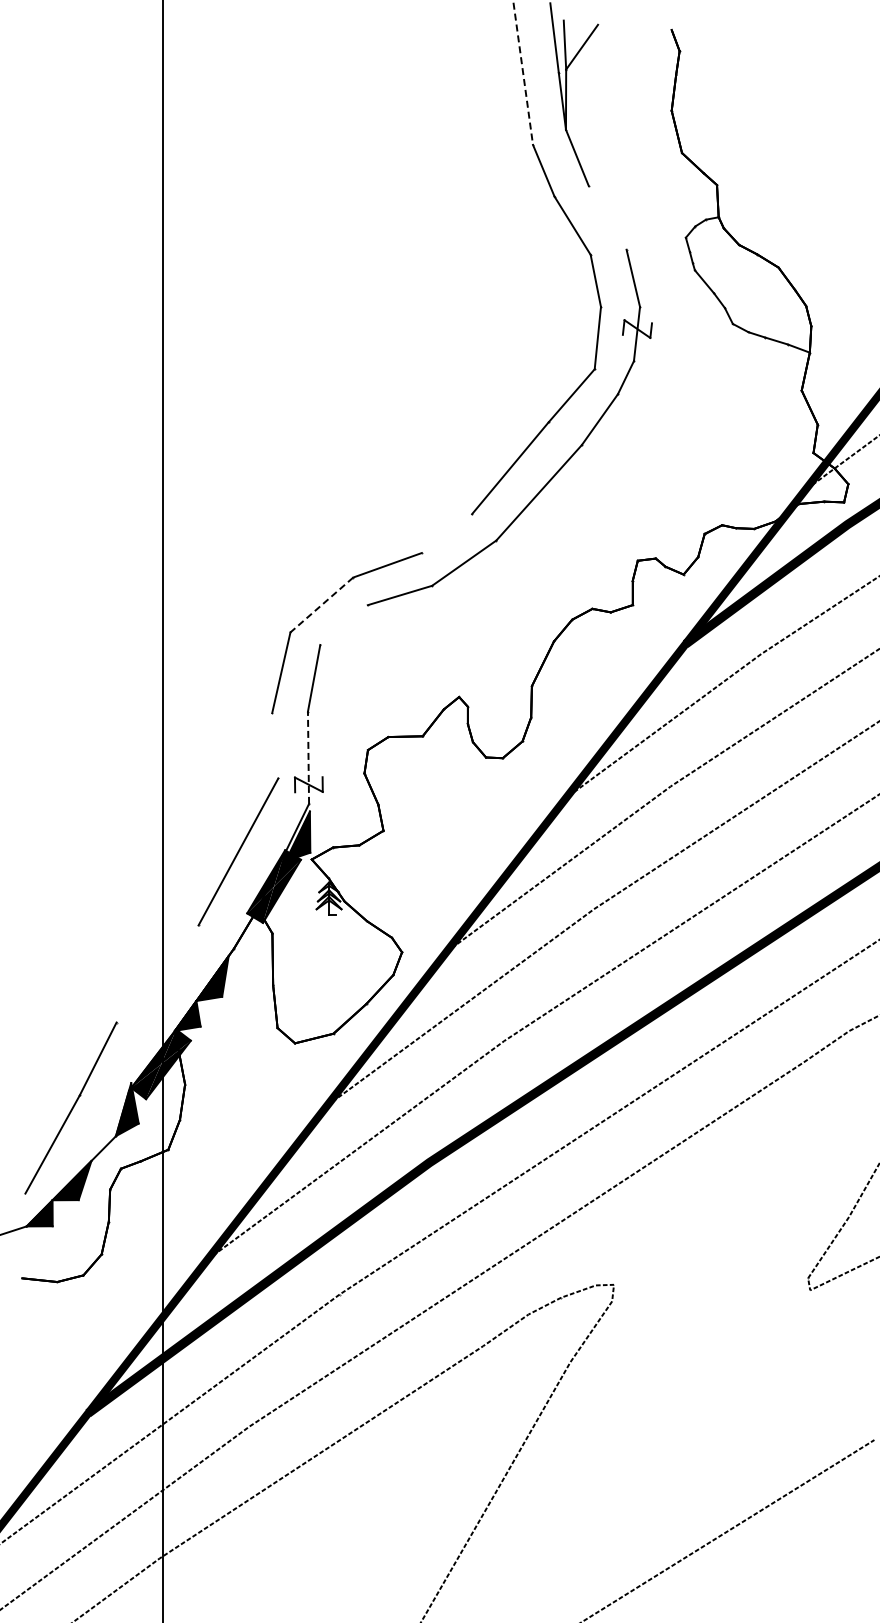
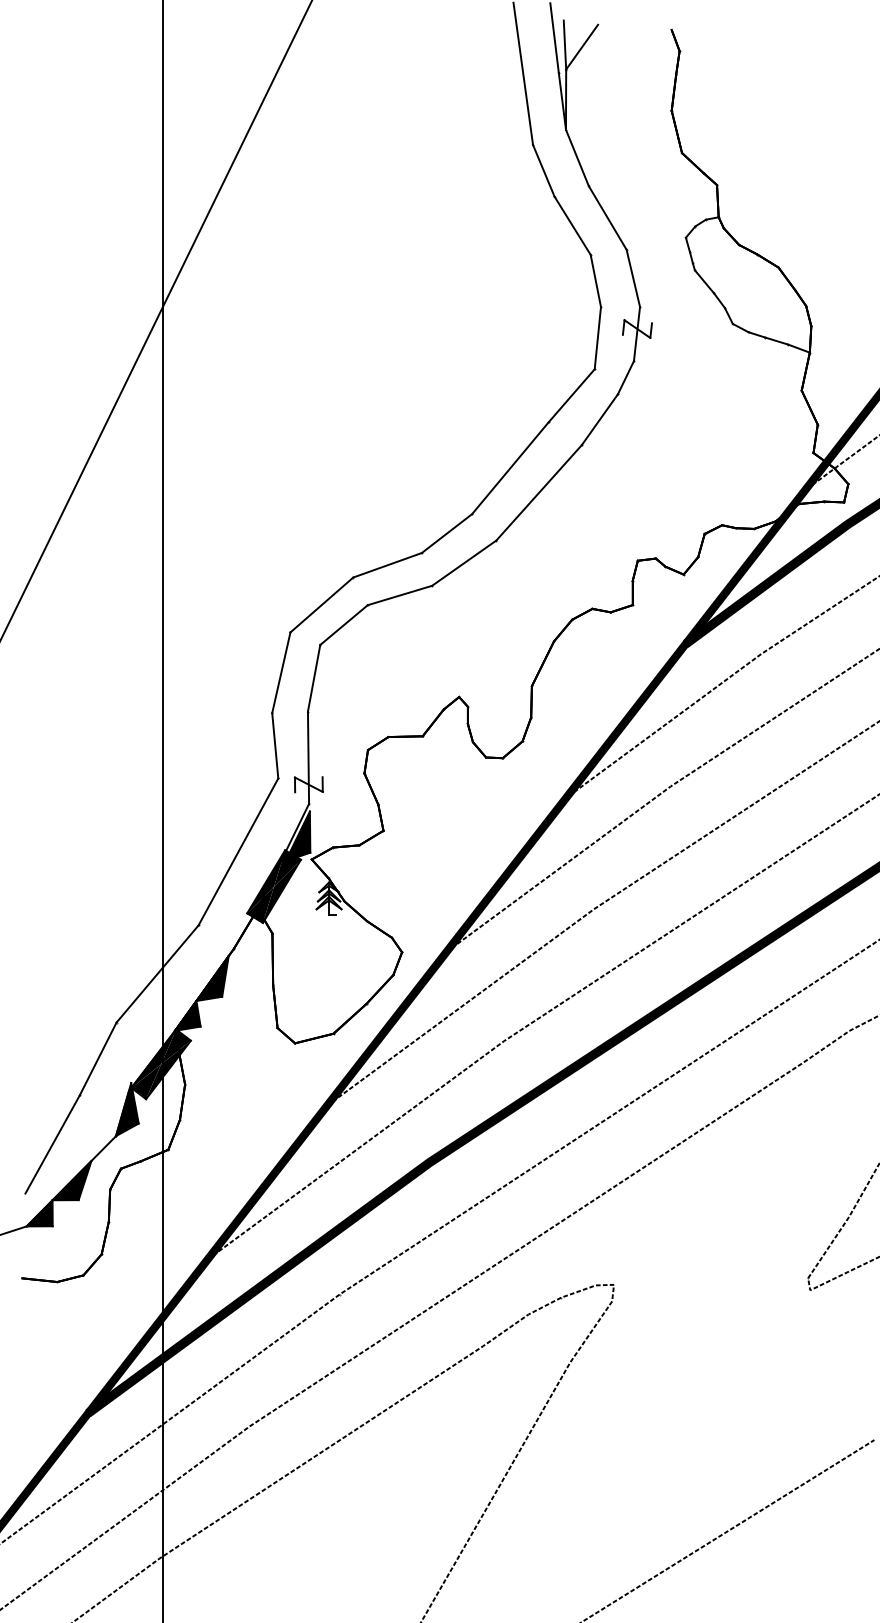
line: dashed -> solid (523, 73)
line: none -> present (607, 217)
line: none -> present (156, 319)
line: none -> present (446, 533)
line: dashed -> solid (321, 605)
line: none -> present (343, 624)
line: none -> present (275, 745)
line: dashed -> solid (308, 757)
line: none -> present (157, 973)
